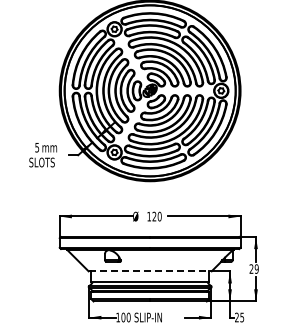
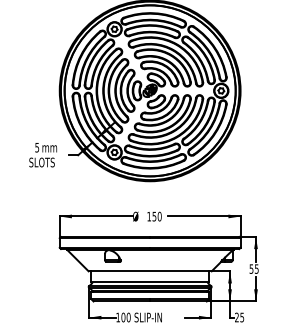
text: 120 -> 150 (154, 216)
text: 29 -> 55 (253, 268)
line: dashed -> solid (150, 271)
